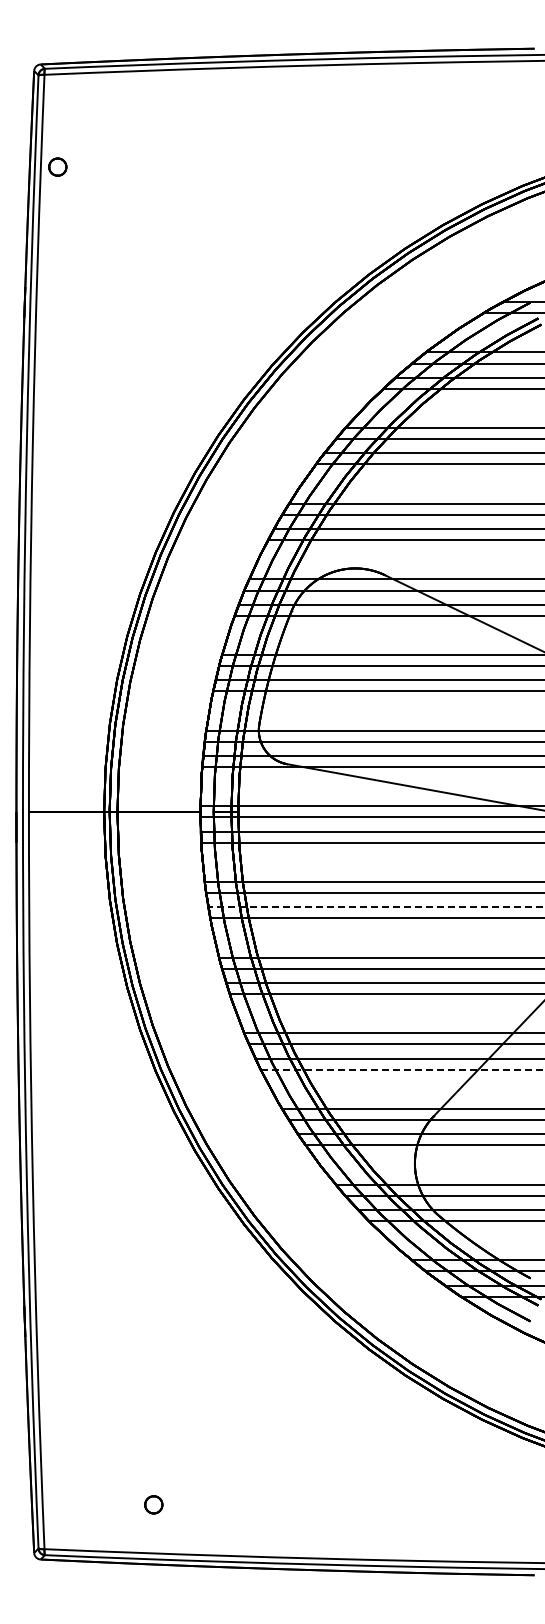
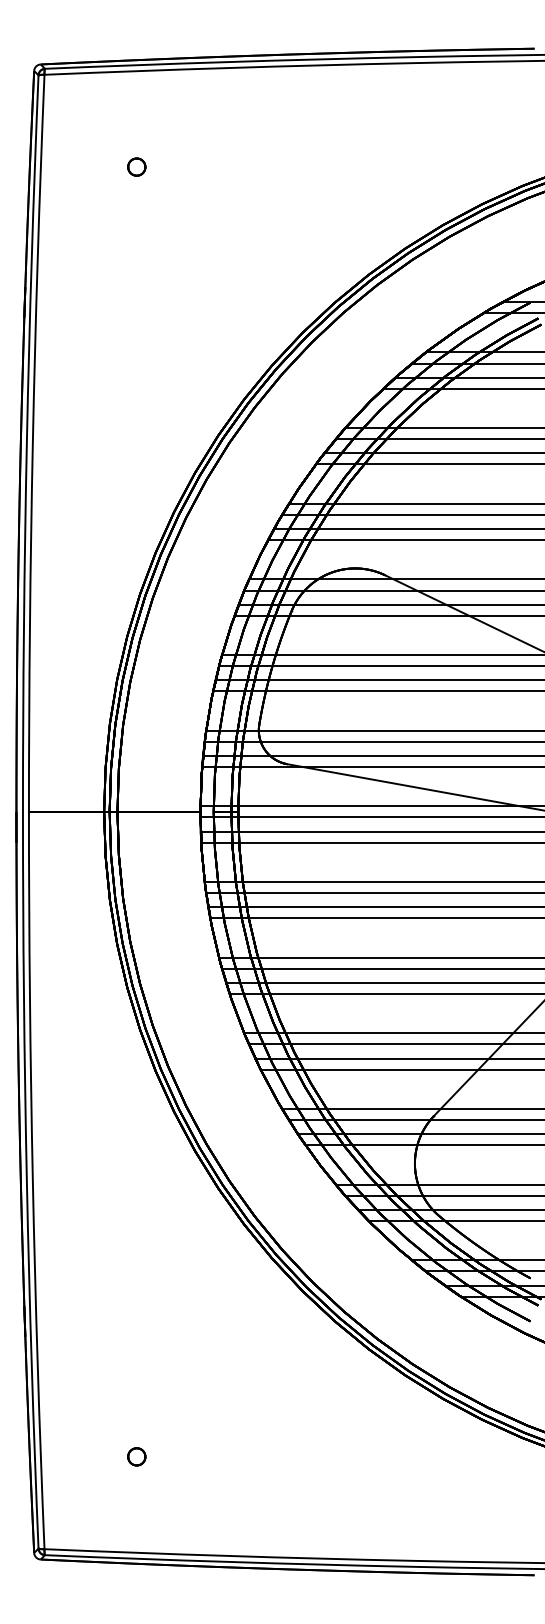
part position: (57, 166) -> (136, 166) (136, 166)
line: dashed -> solid (375, 907)
line: dashed -> solid (402, 1069)
part position: (153, 1504) -> (136, 1456) (136, 1456)
